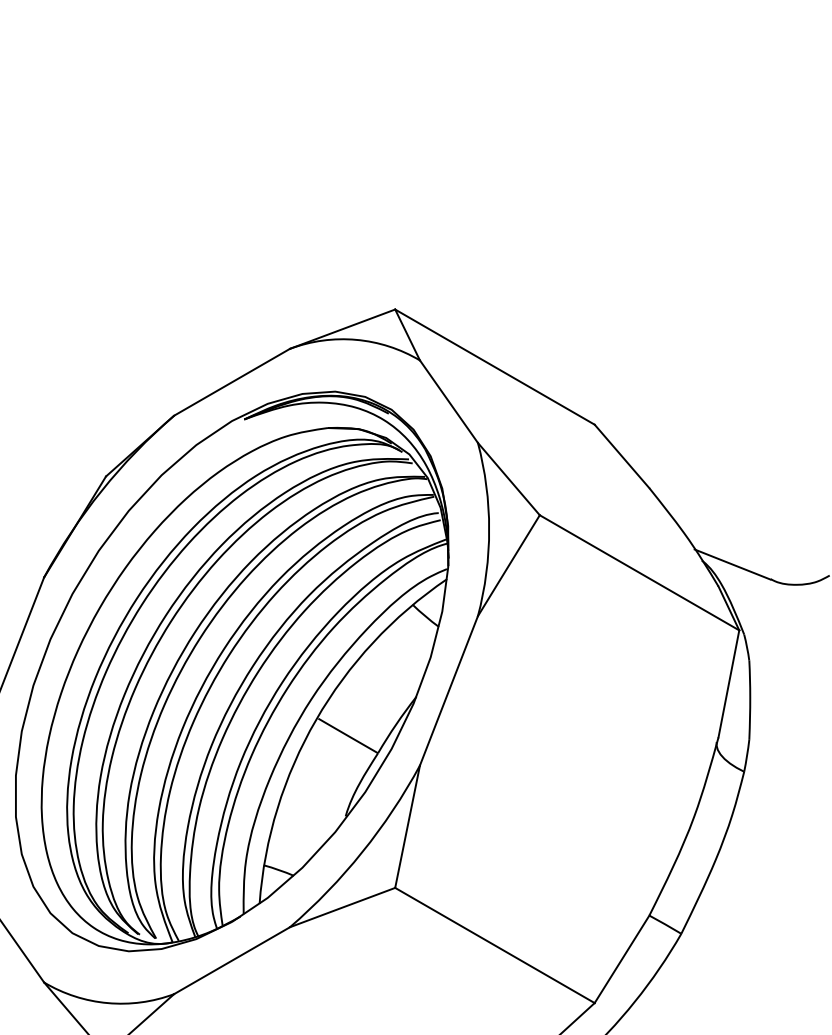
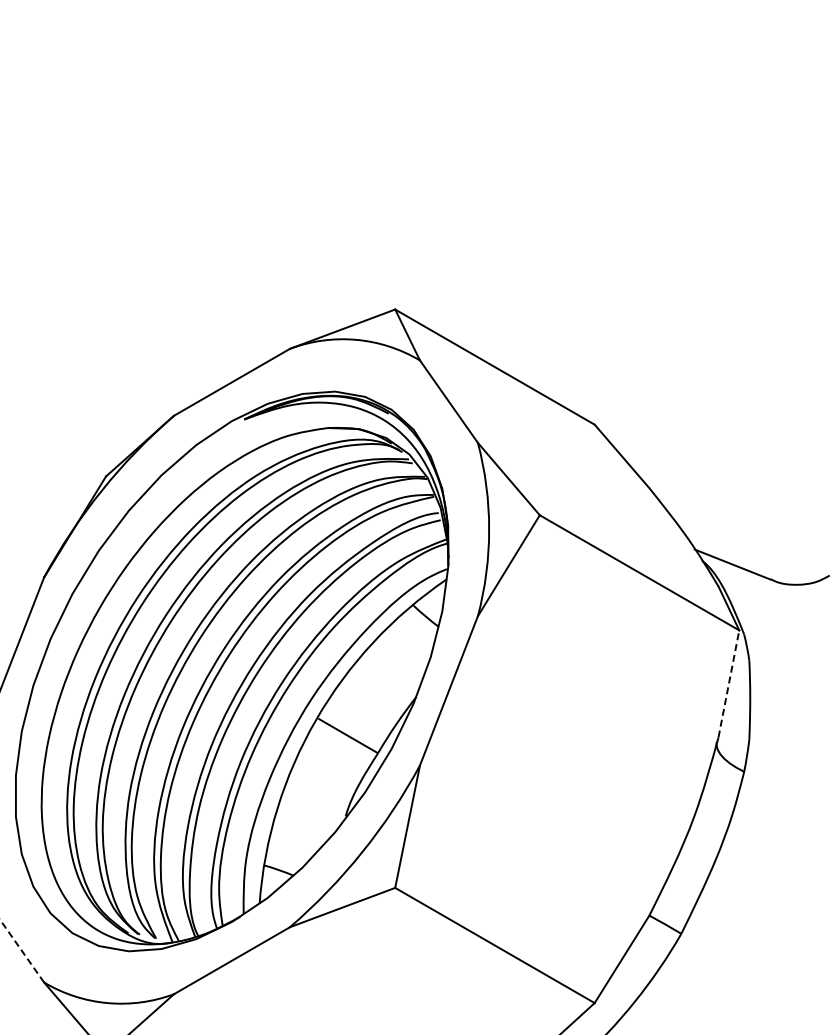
line: solid -> dashed (728, 683)
line: solid -> dashed (22, 951)
